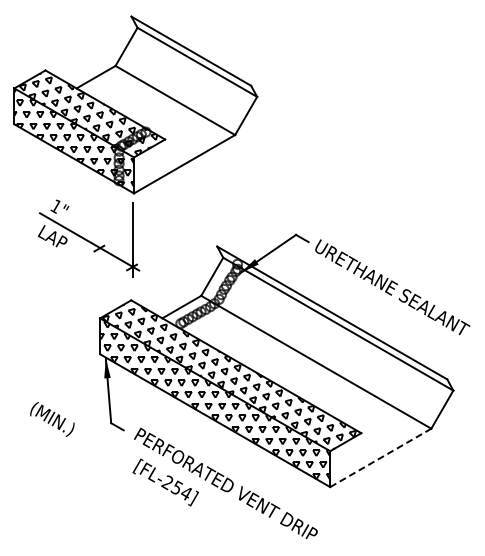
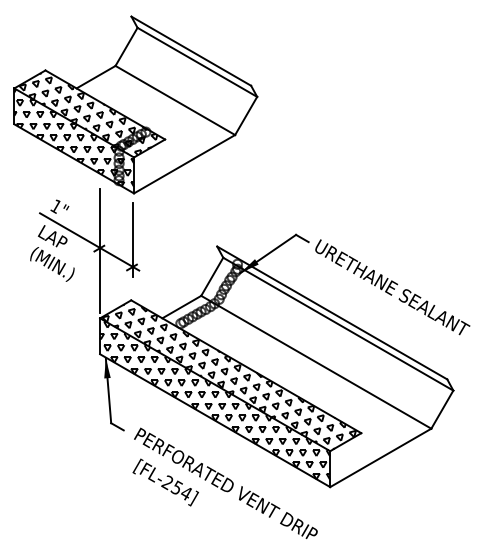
line: none -> present (100, 250)
text position: (52, 419) -> (52, 264) (52, 264)
line: dashed -> solid (381, 457)
